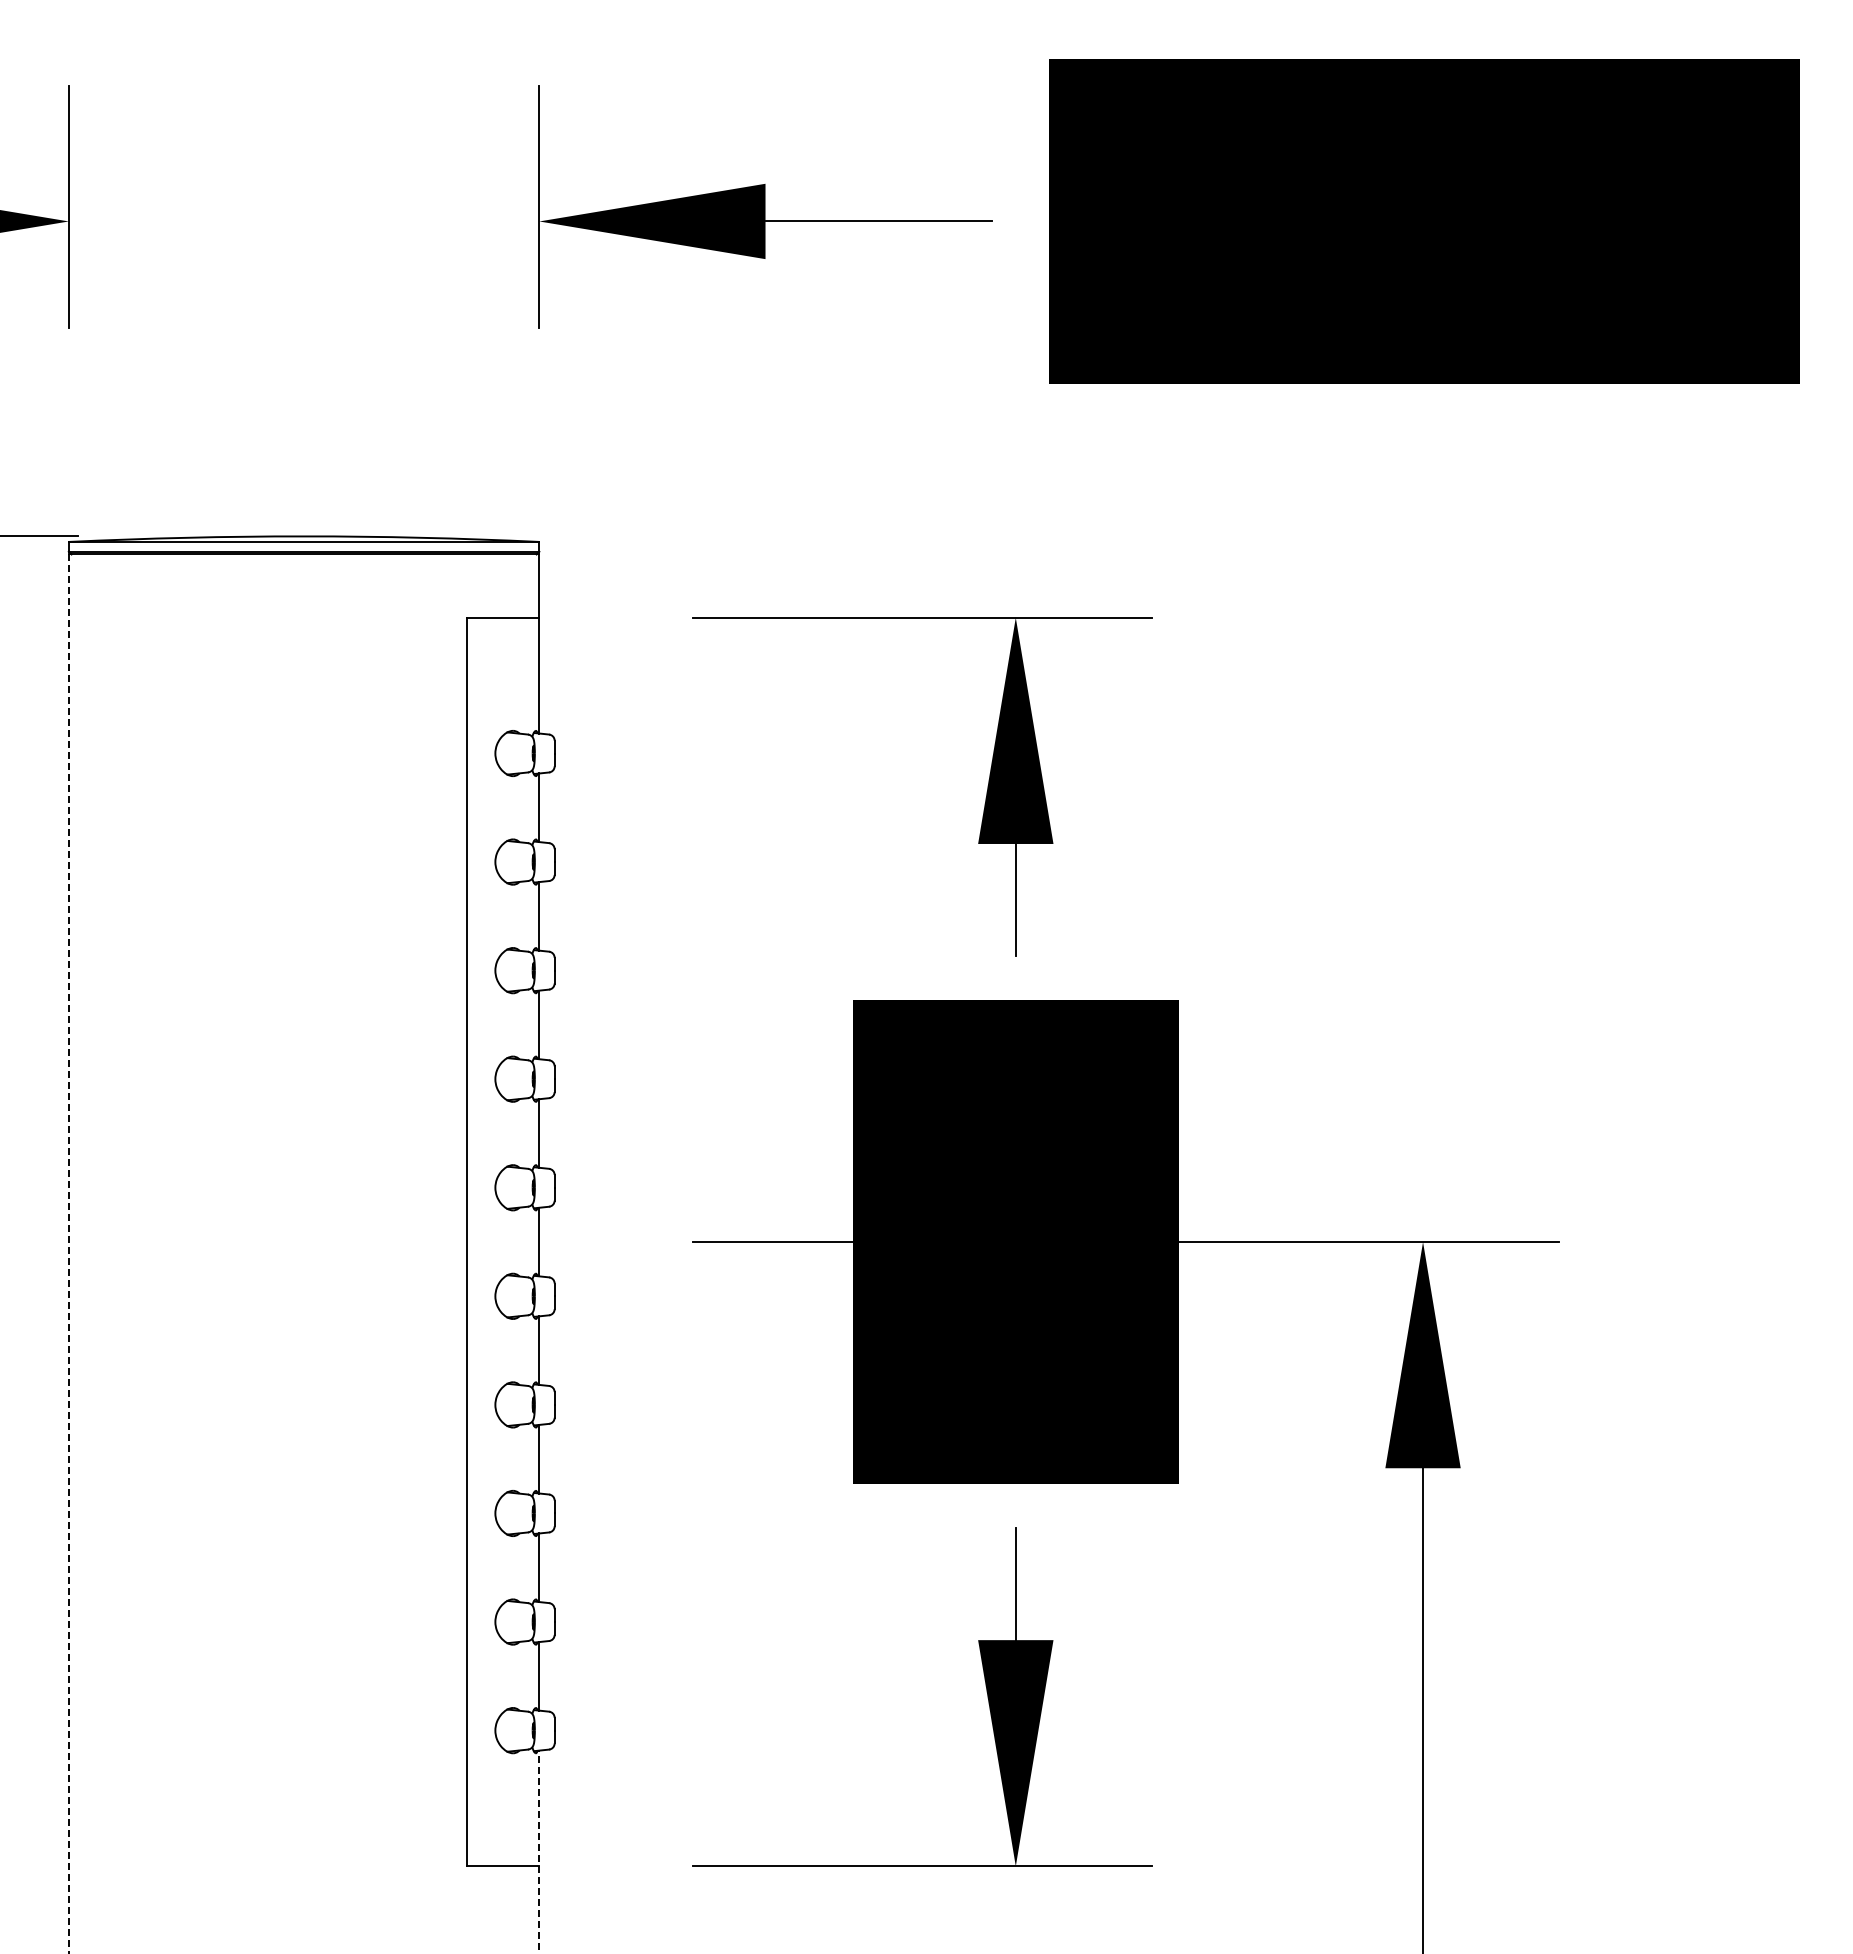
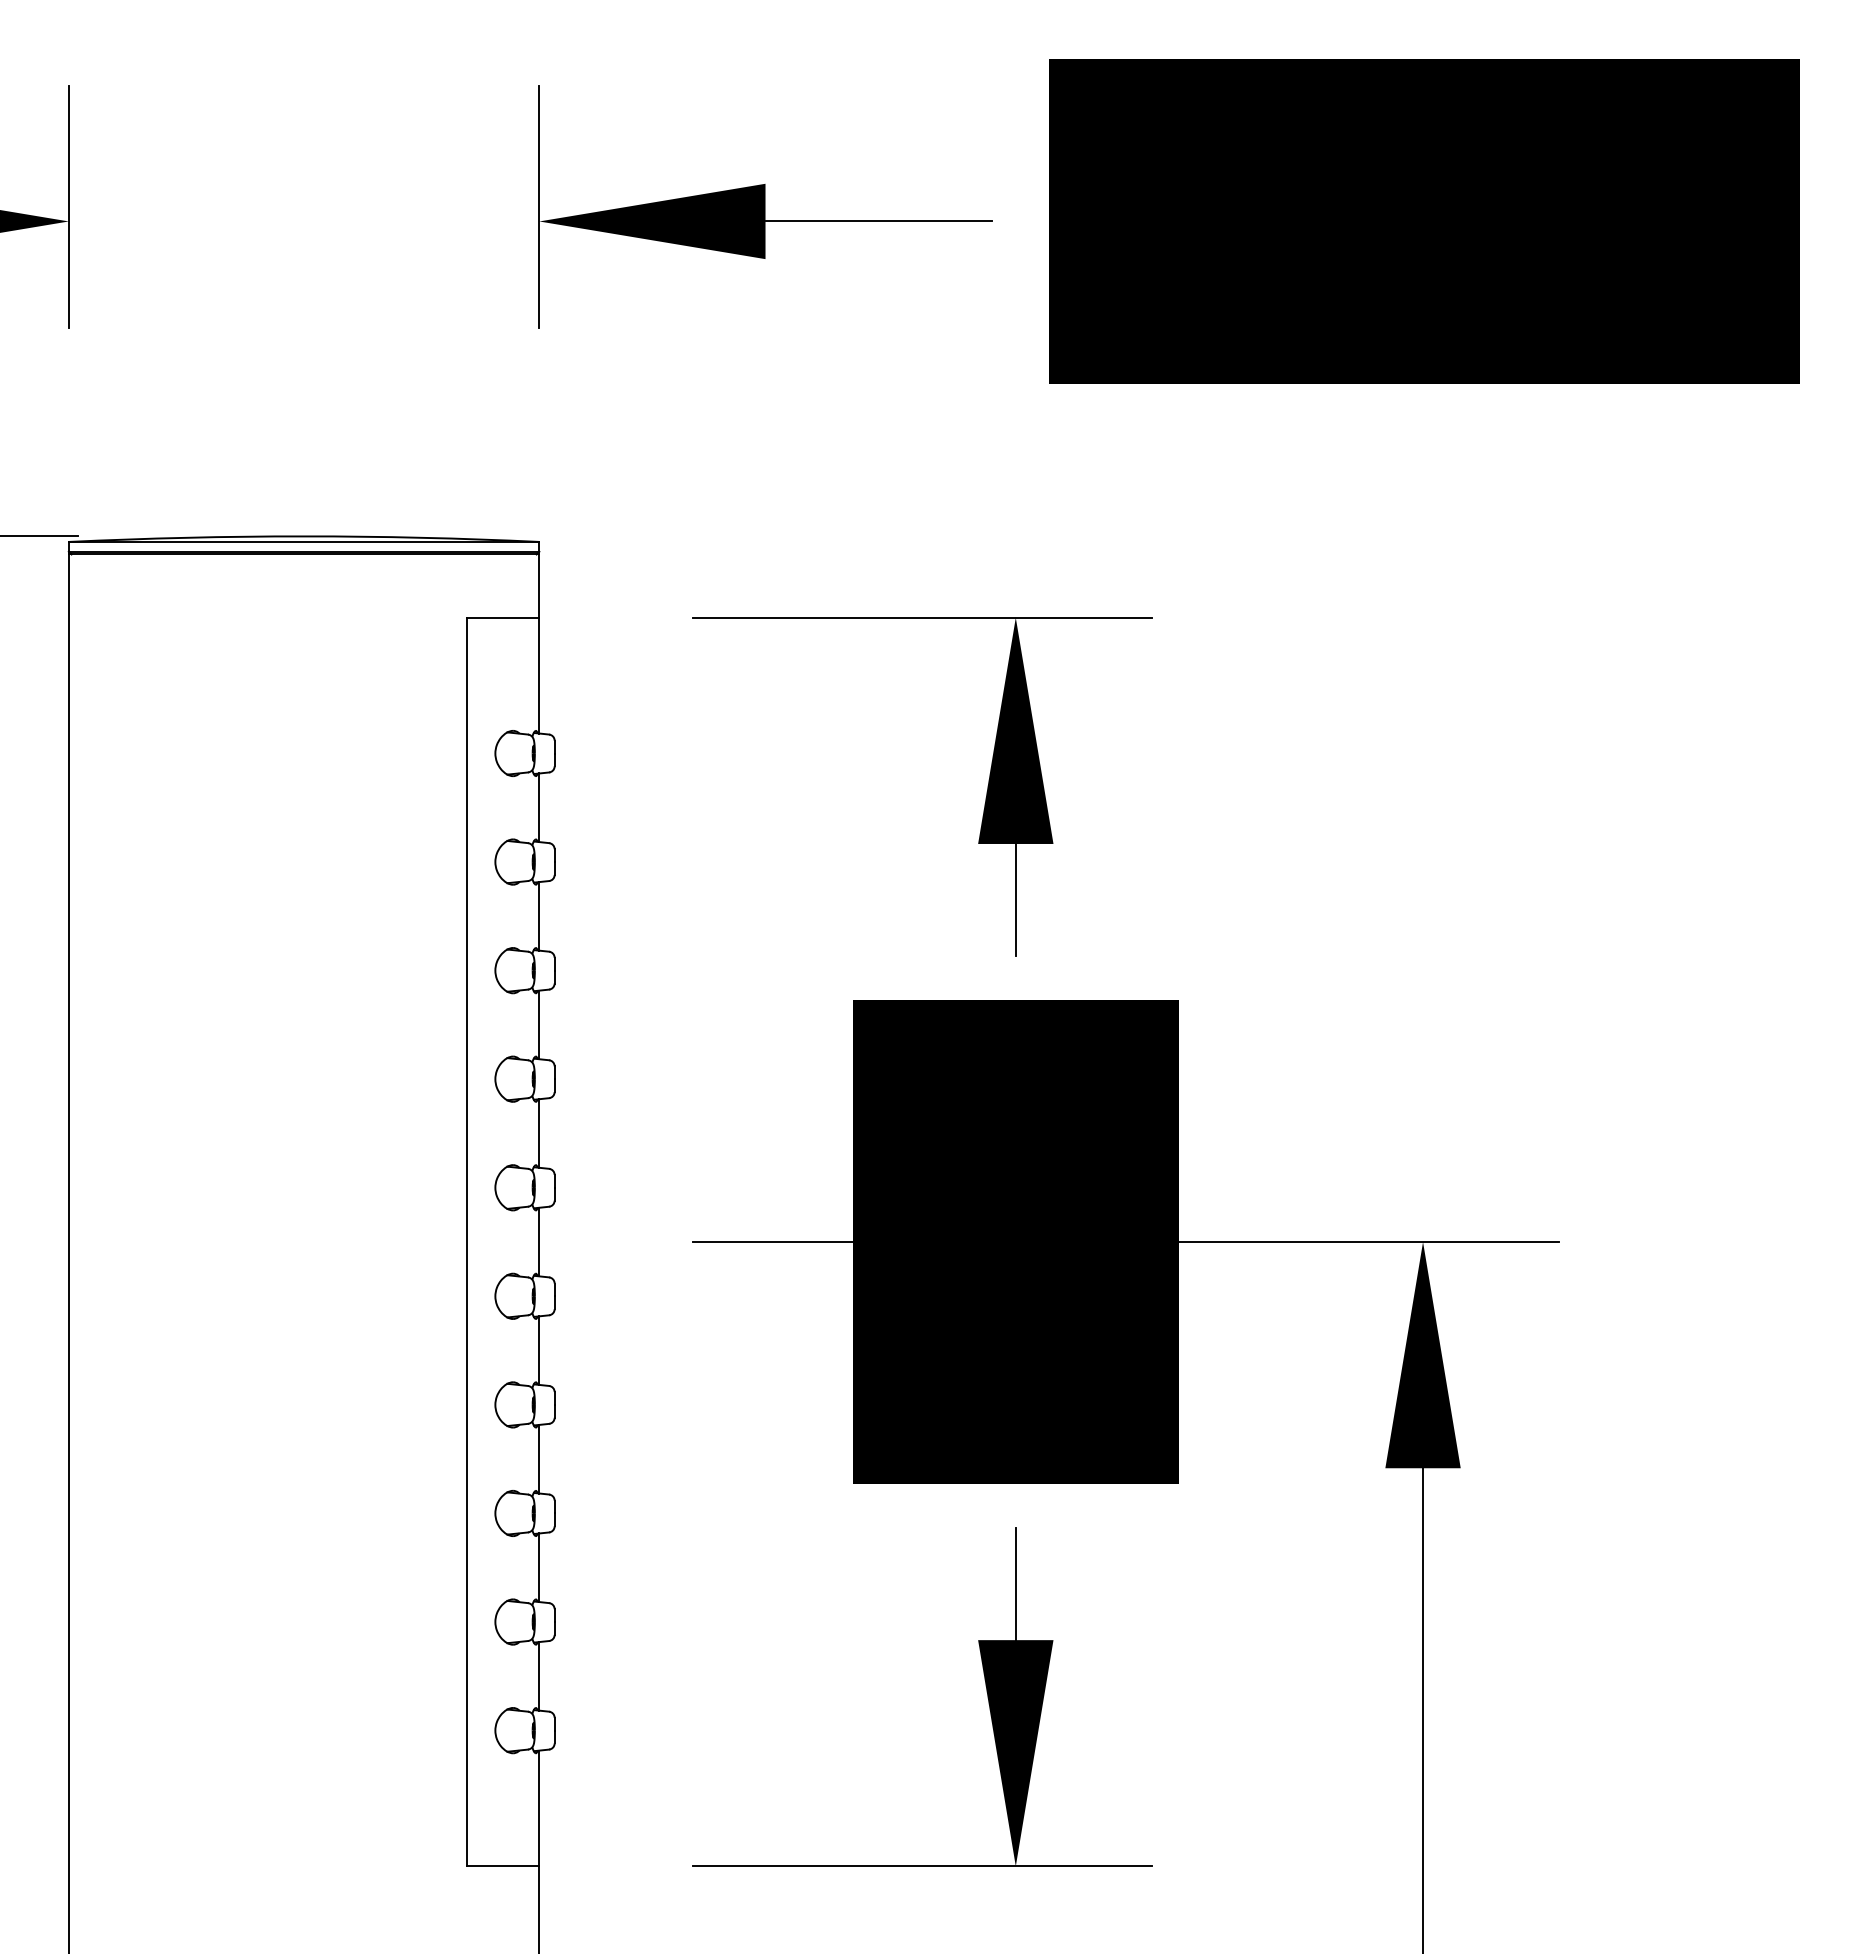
line: dashed -> solid (68, 1254)
line: dashed -> solid (539, 1851)
